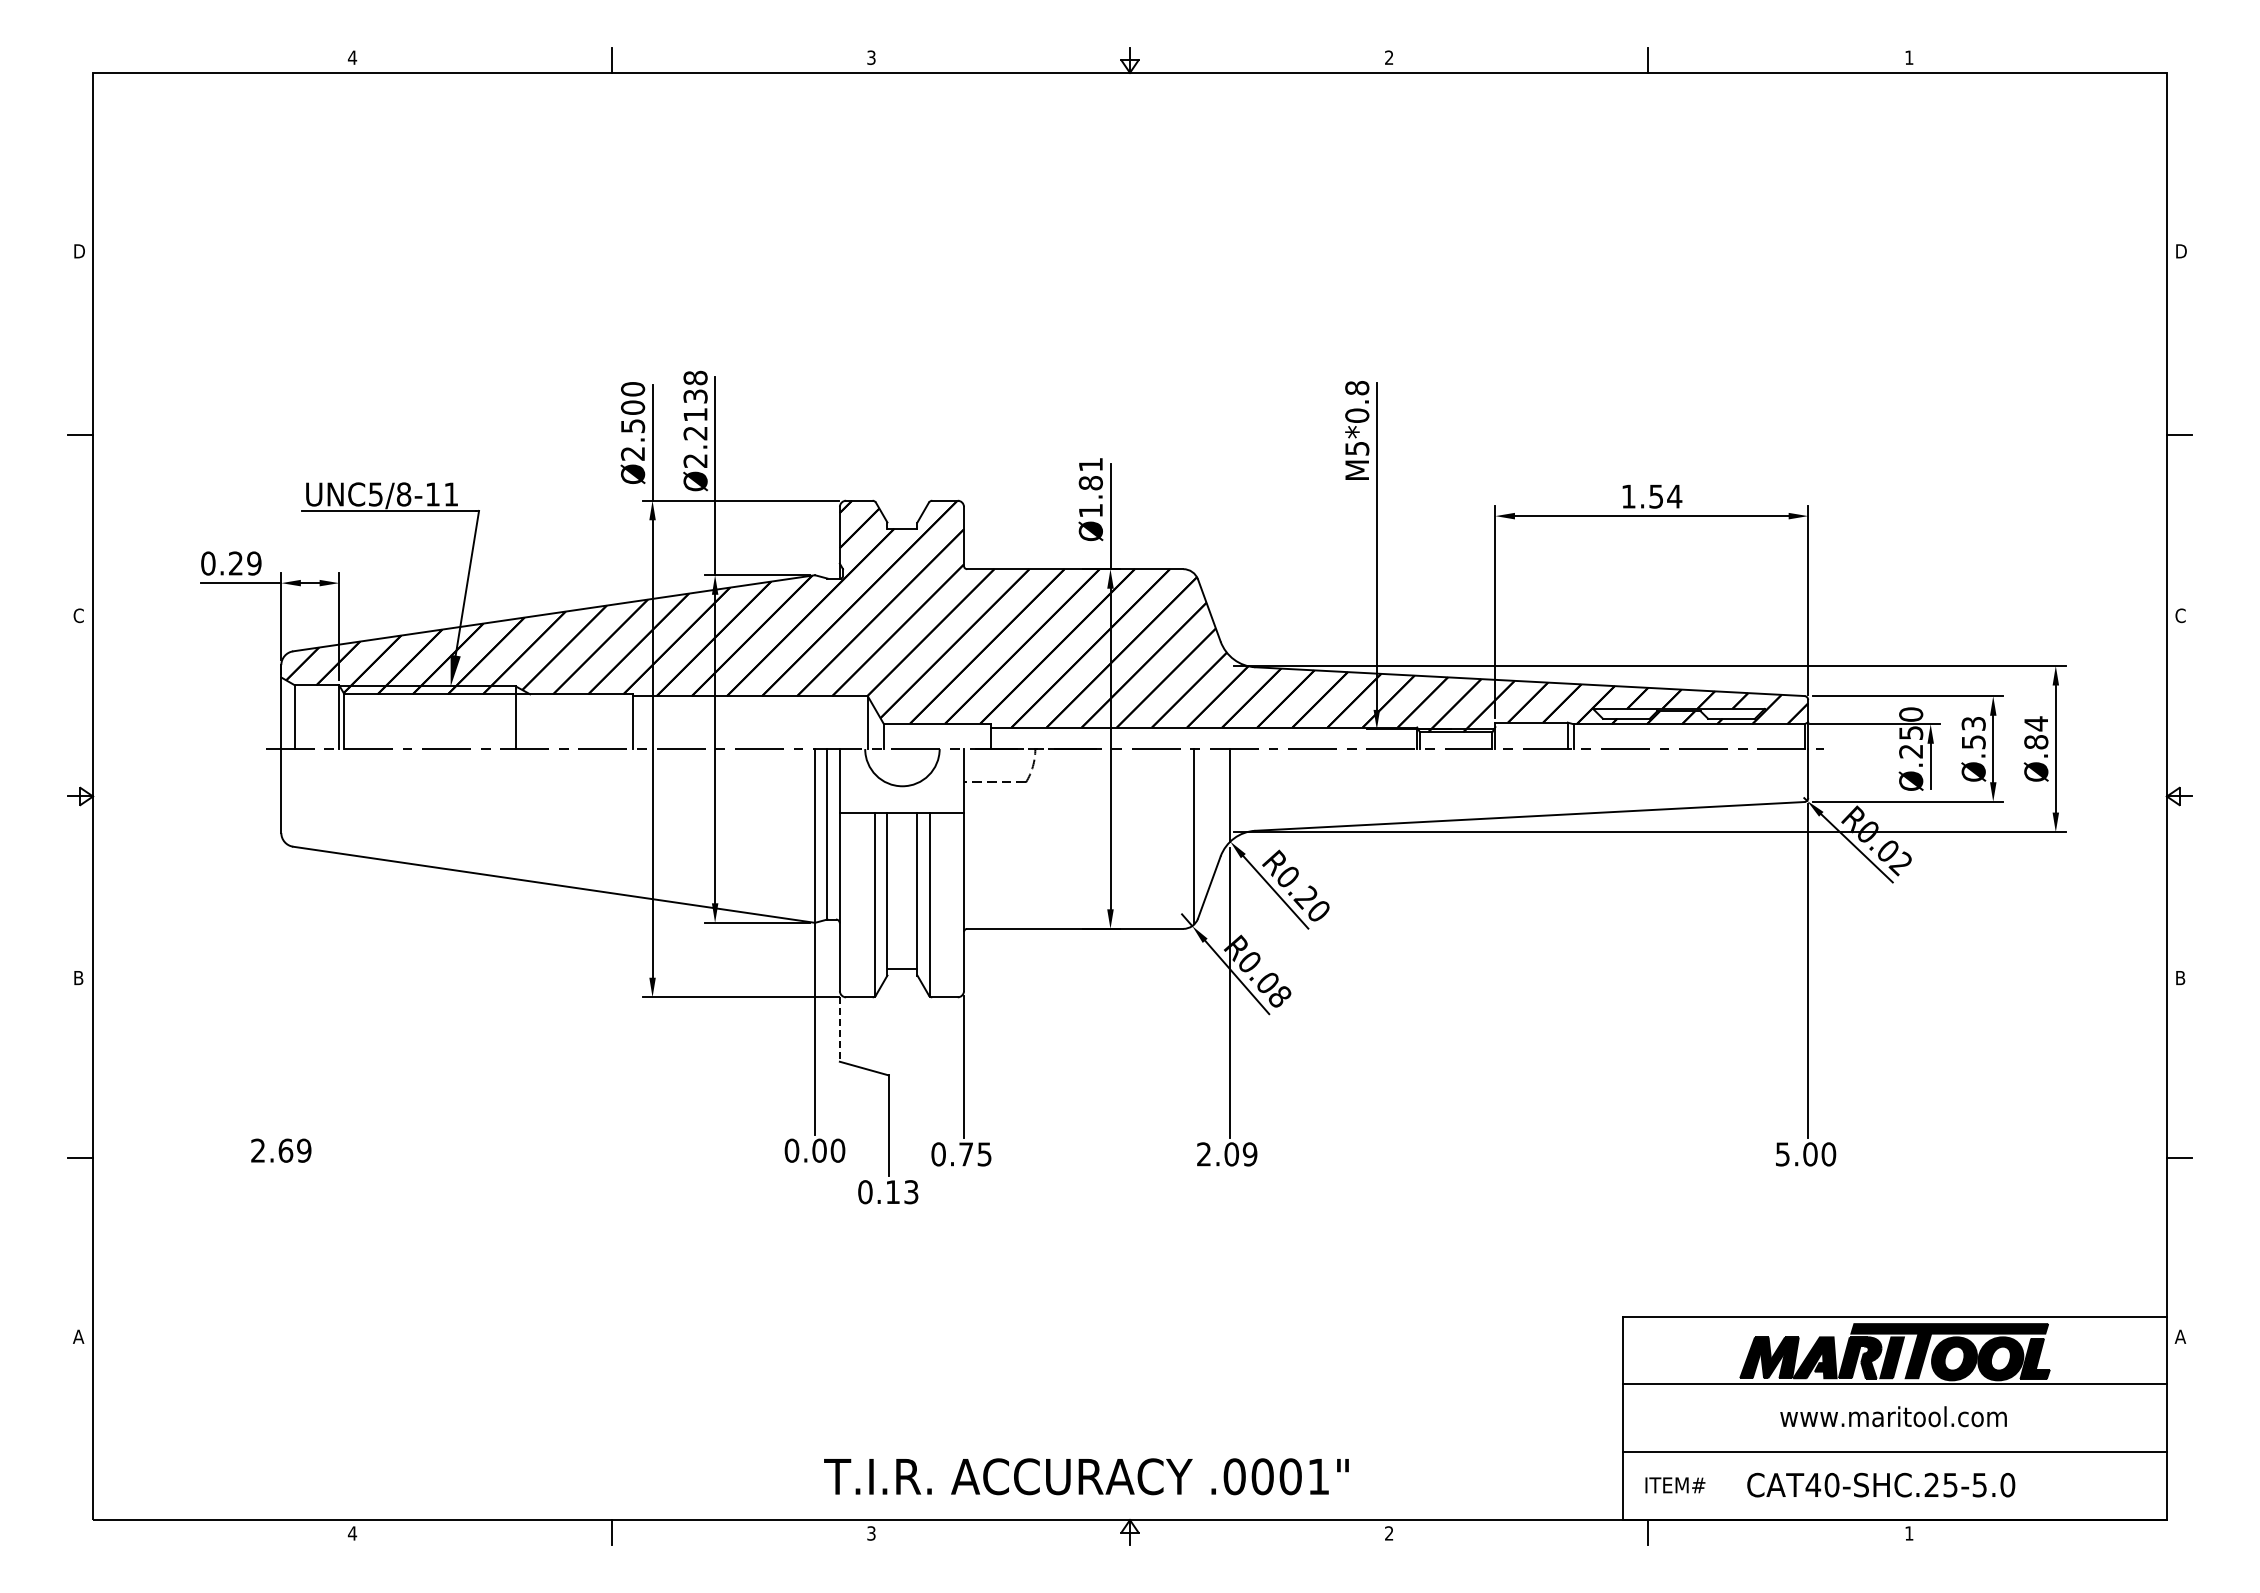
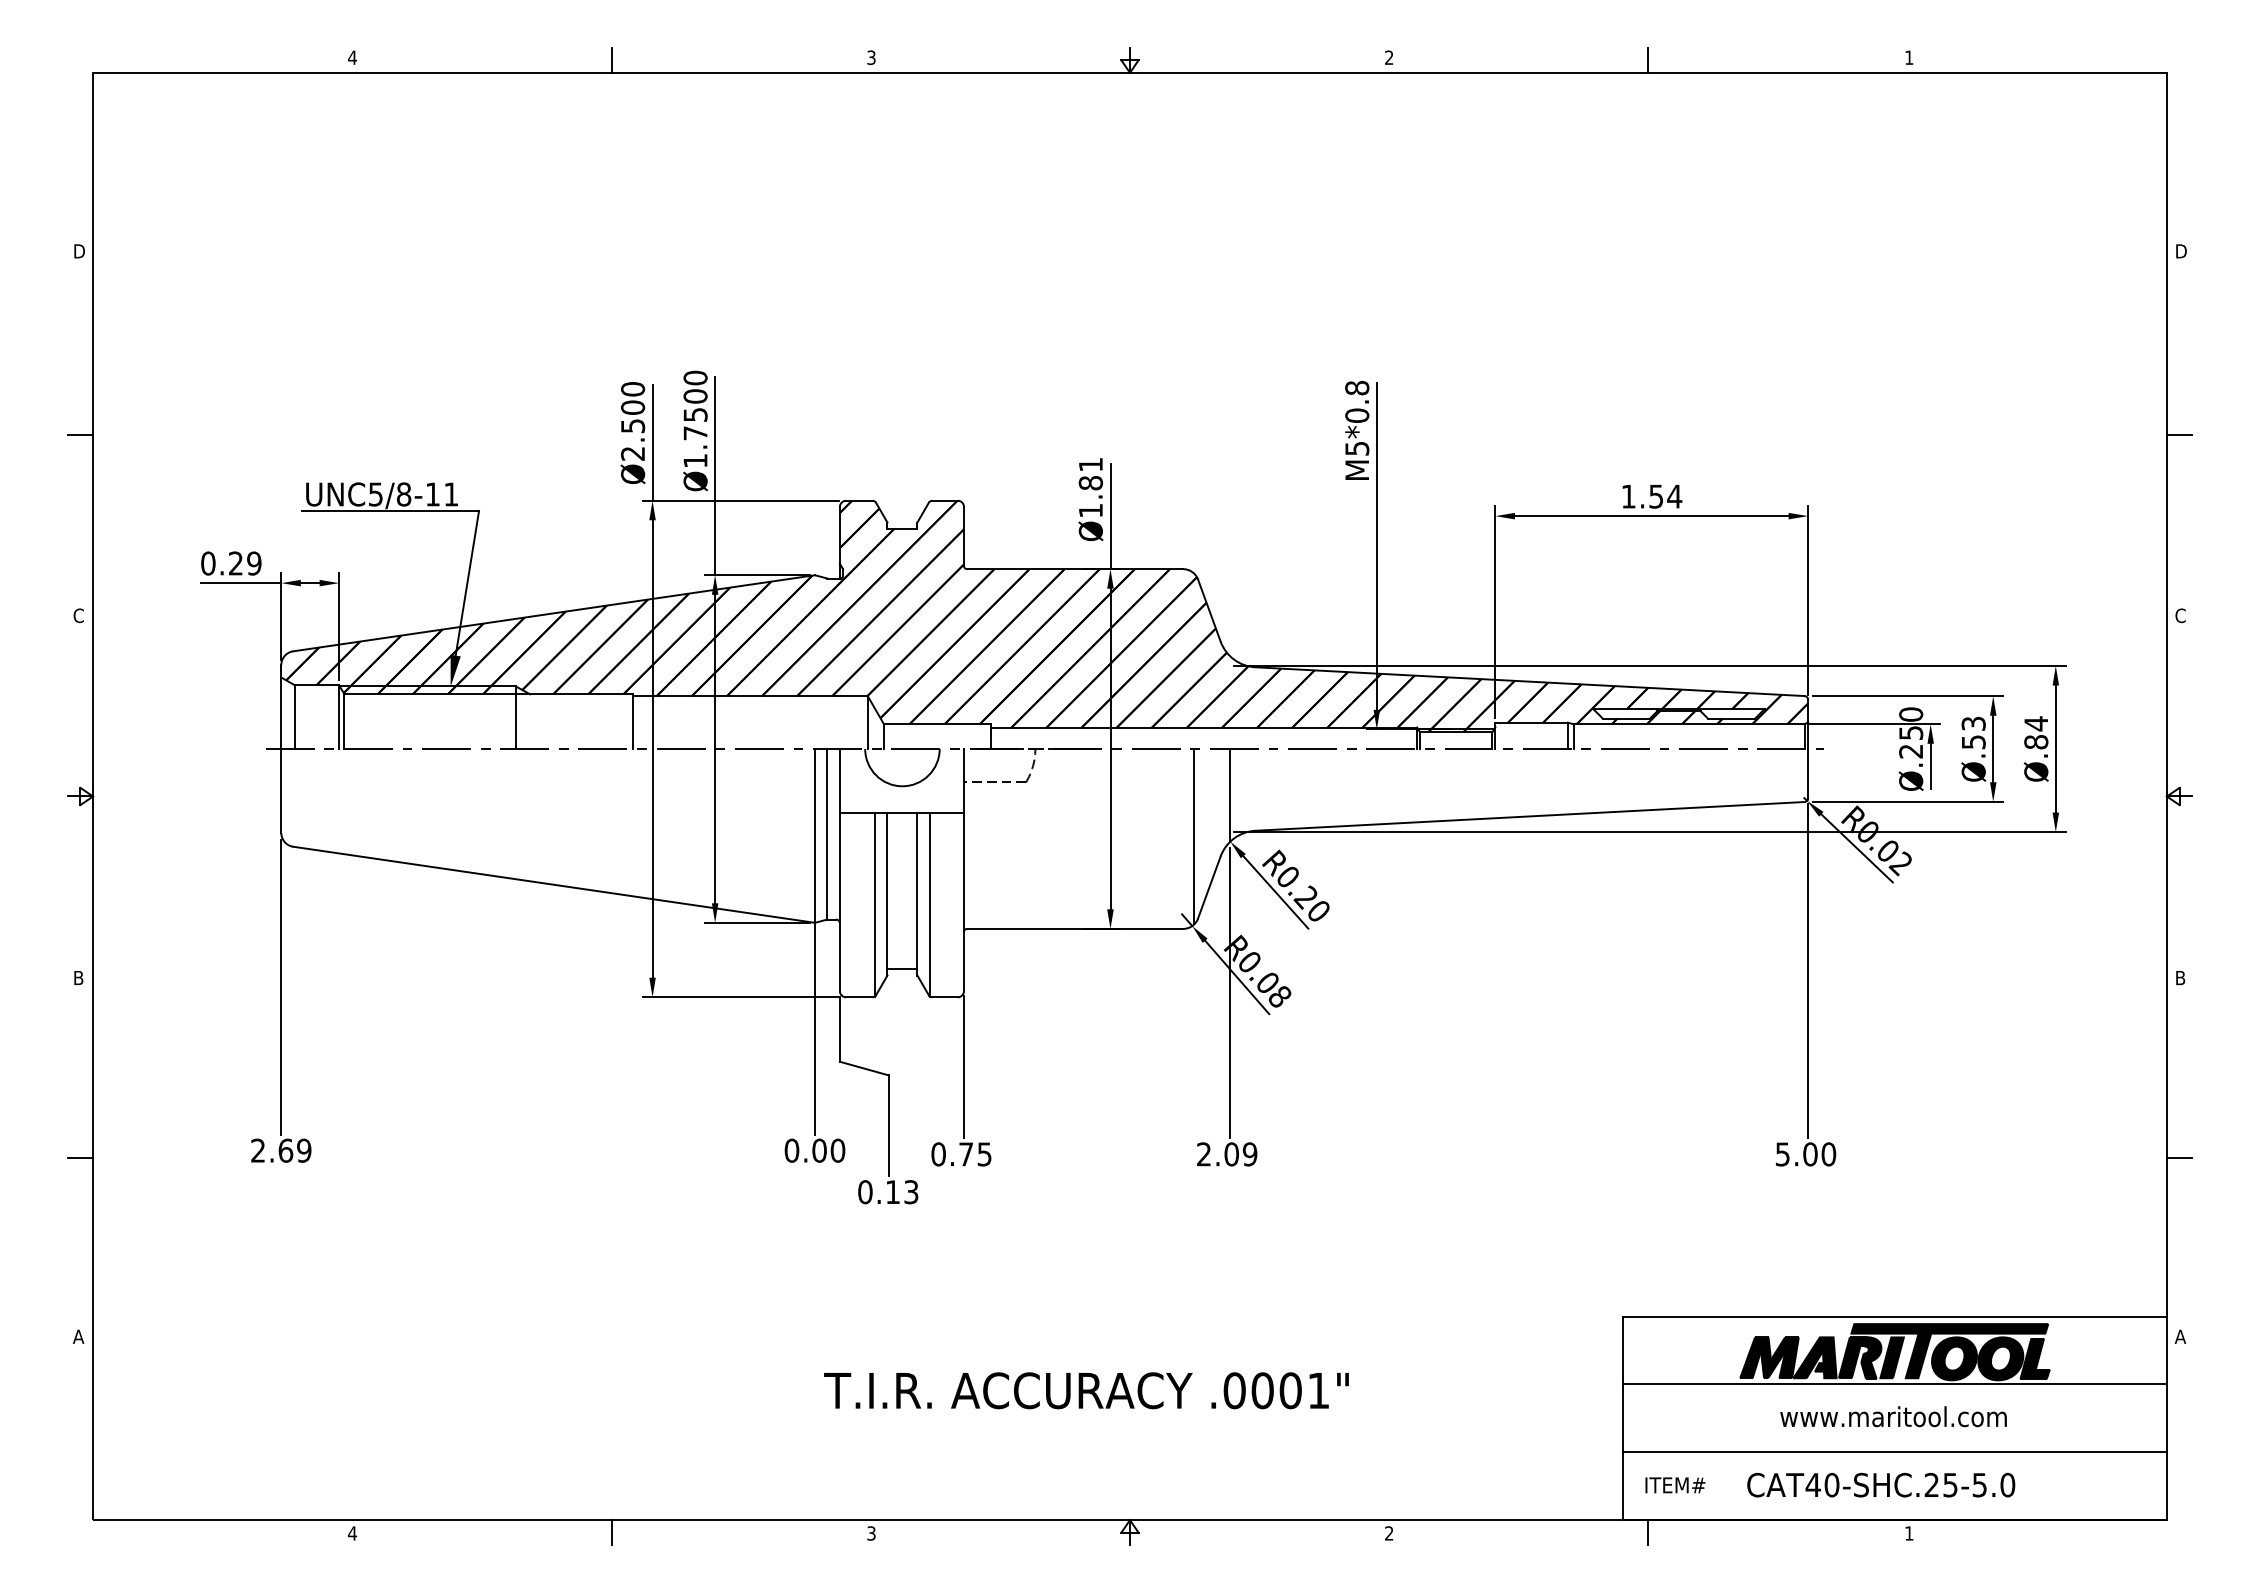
text: Ø2.2138 -> Ø1.7500 (695, 418)
line: none -> present (281, 987)
line: dashed -> solid (839, 1030)
text position: (1086, 1476) -> (1086, 1390) (1086, 1390)
